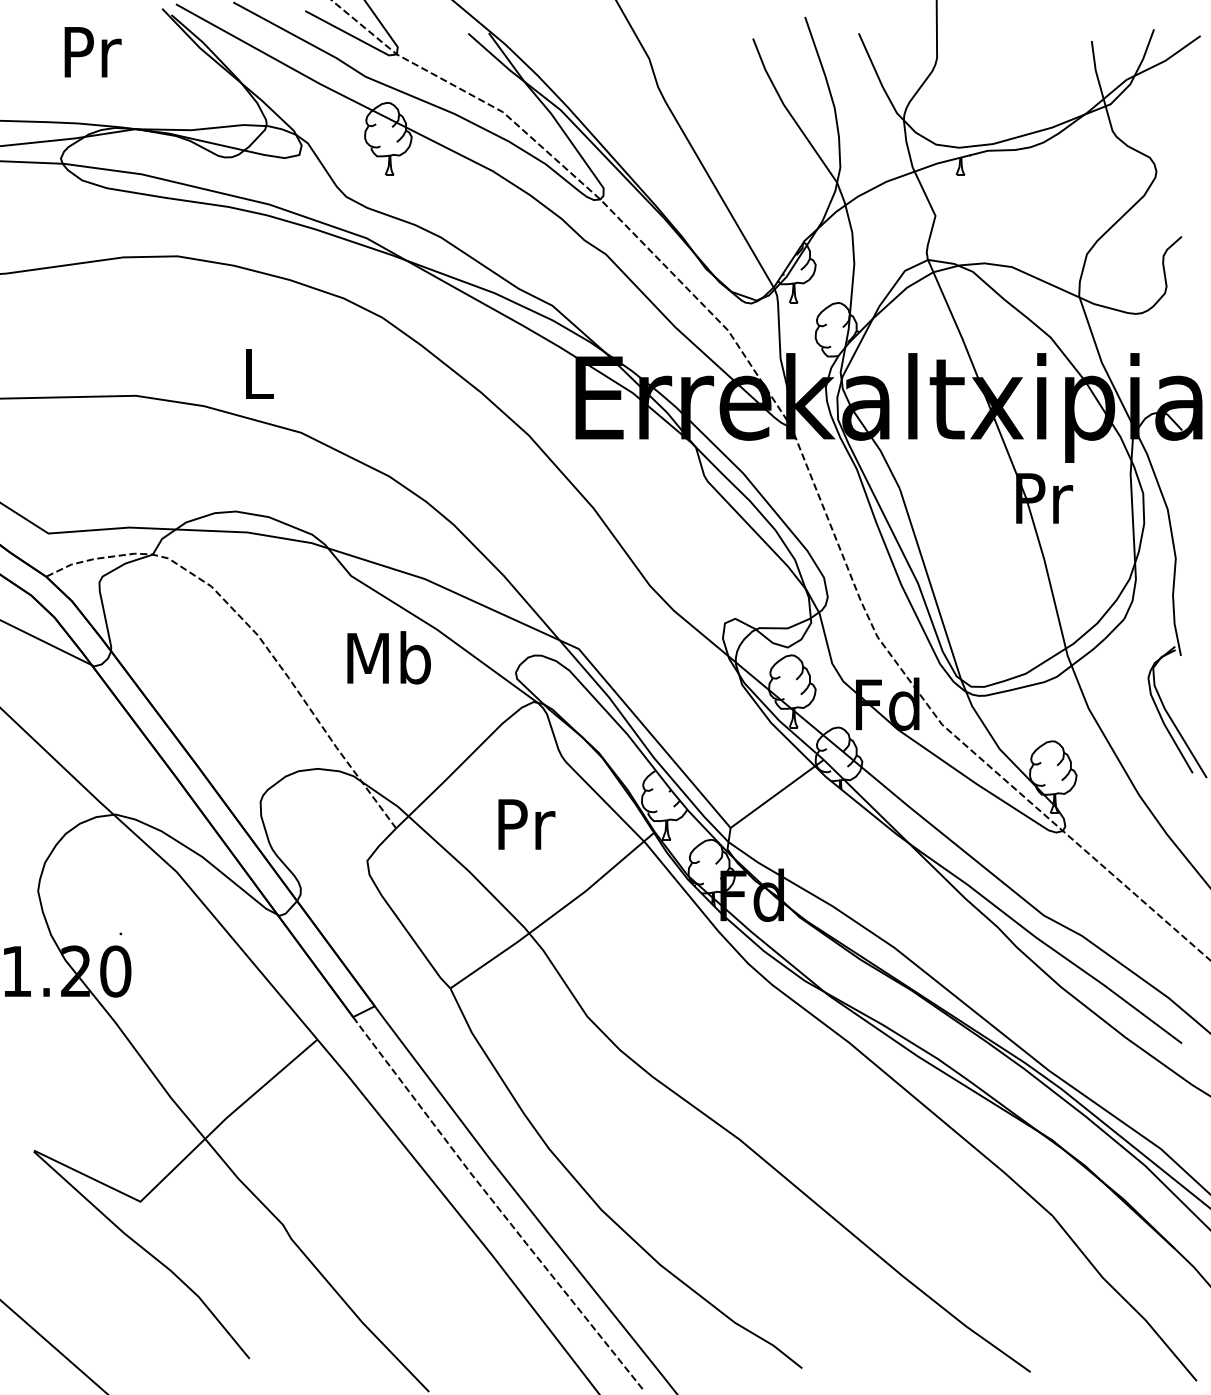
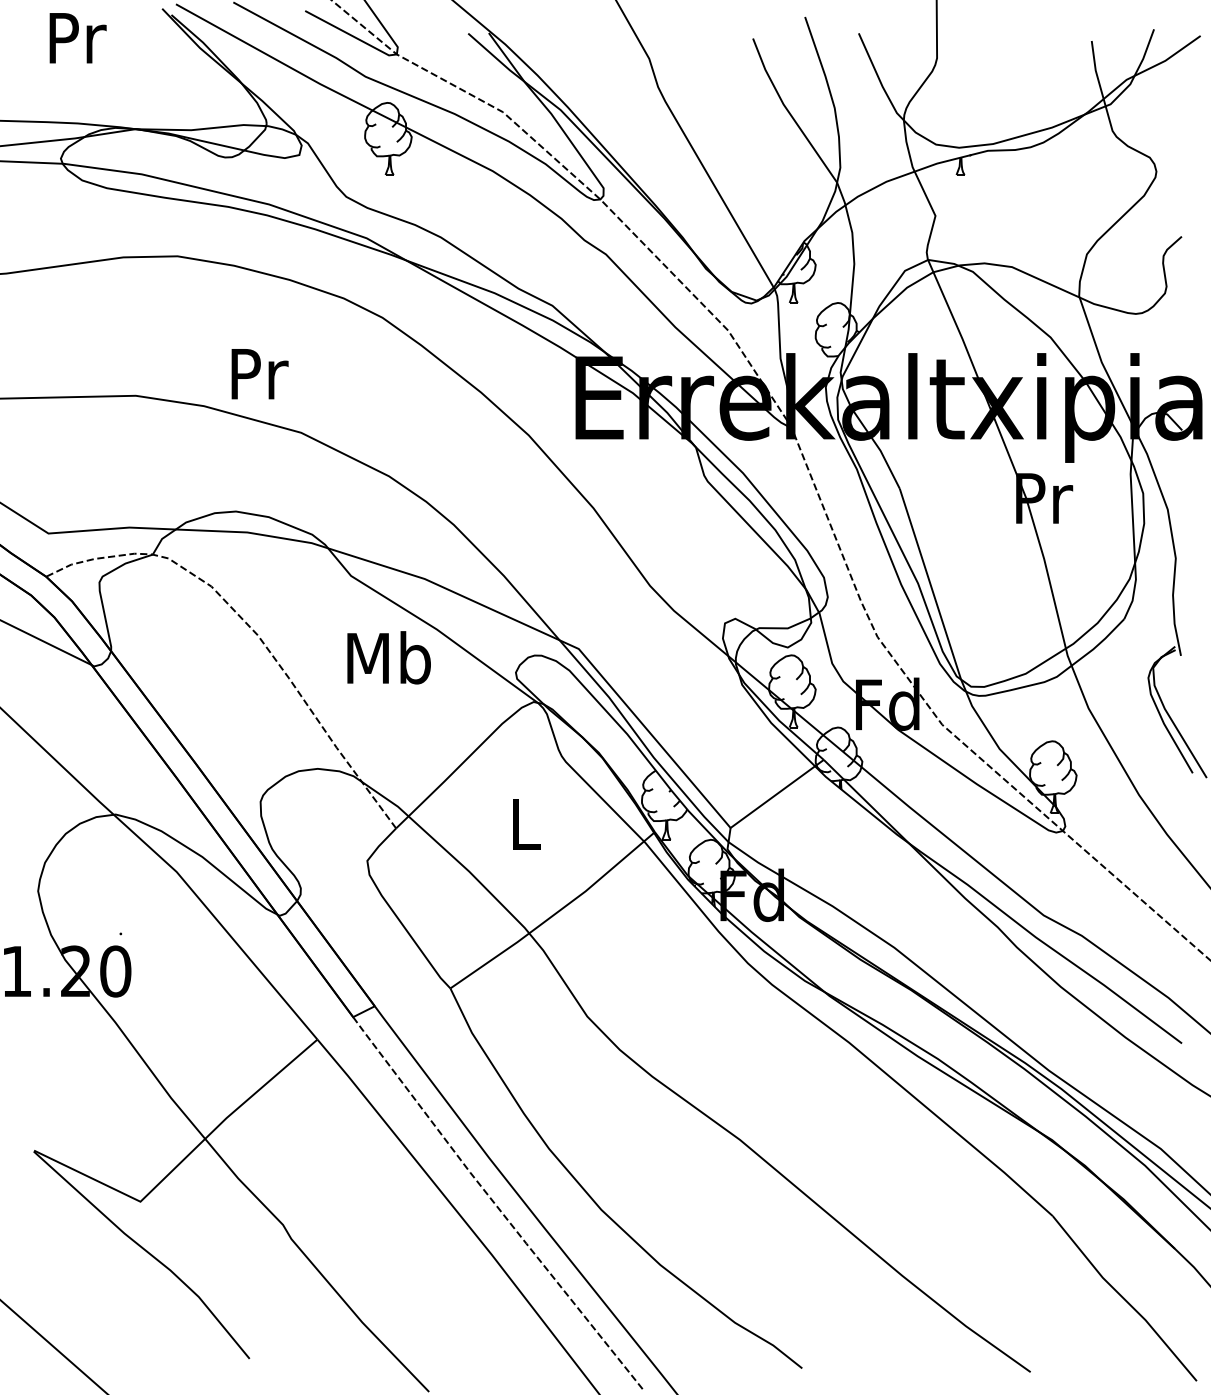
text position: (92, 52) -> (77, 38) (77, 38)
text: L -> Pr (259, 374)
text: Pr -> L (526, 824)
